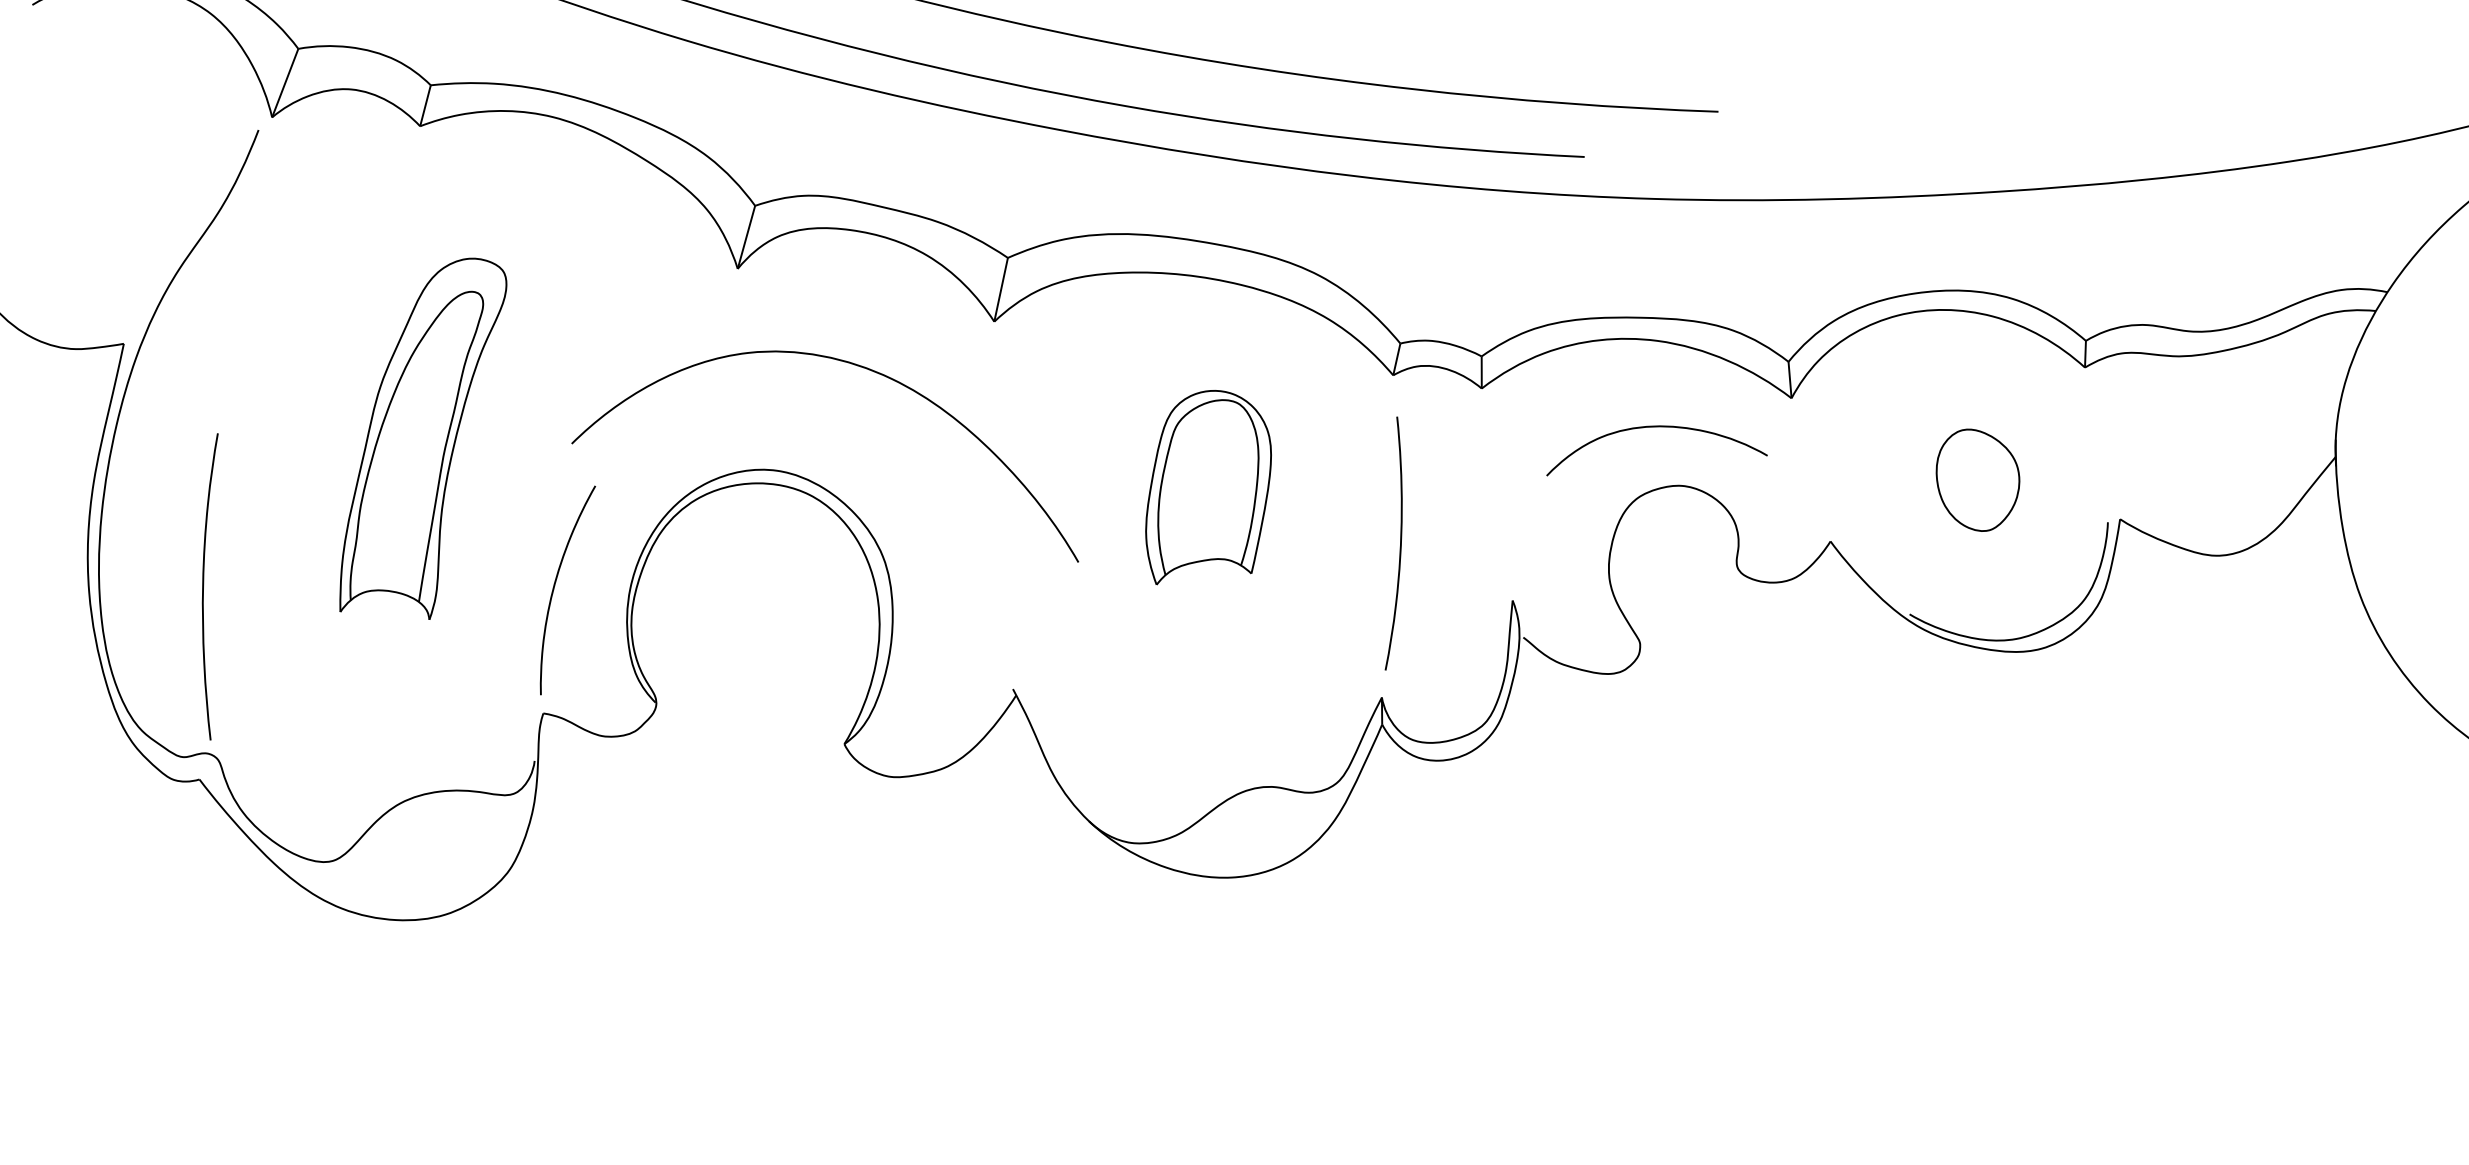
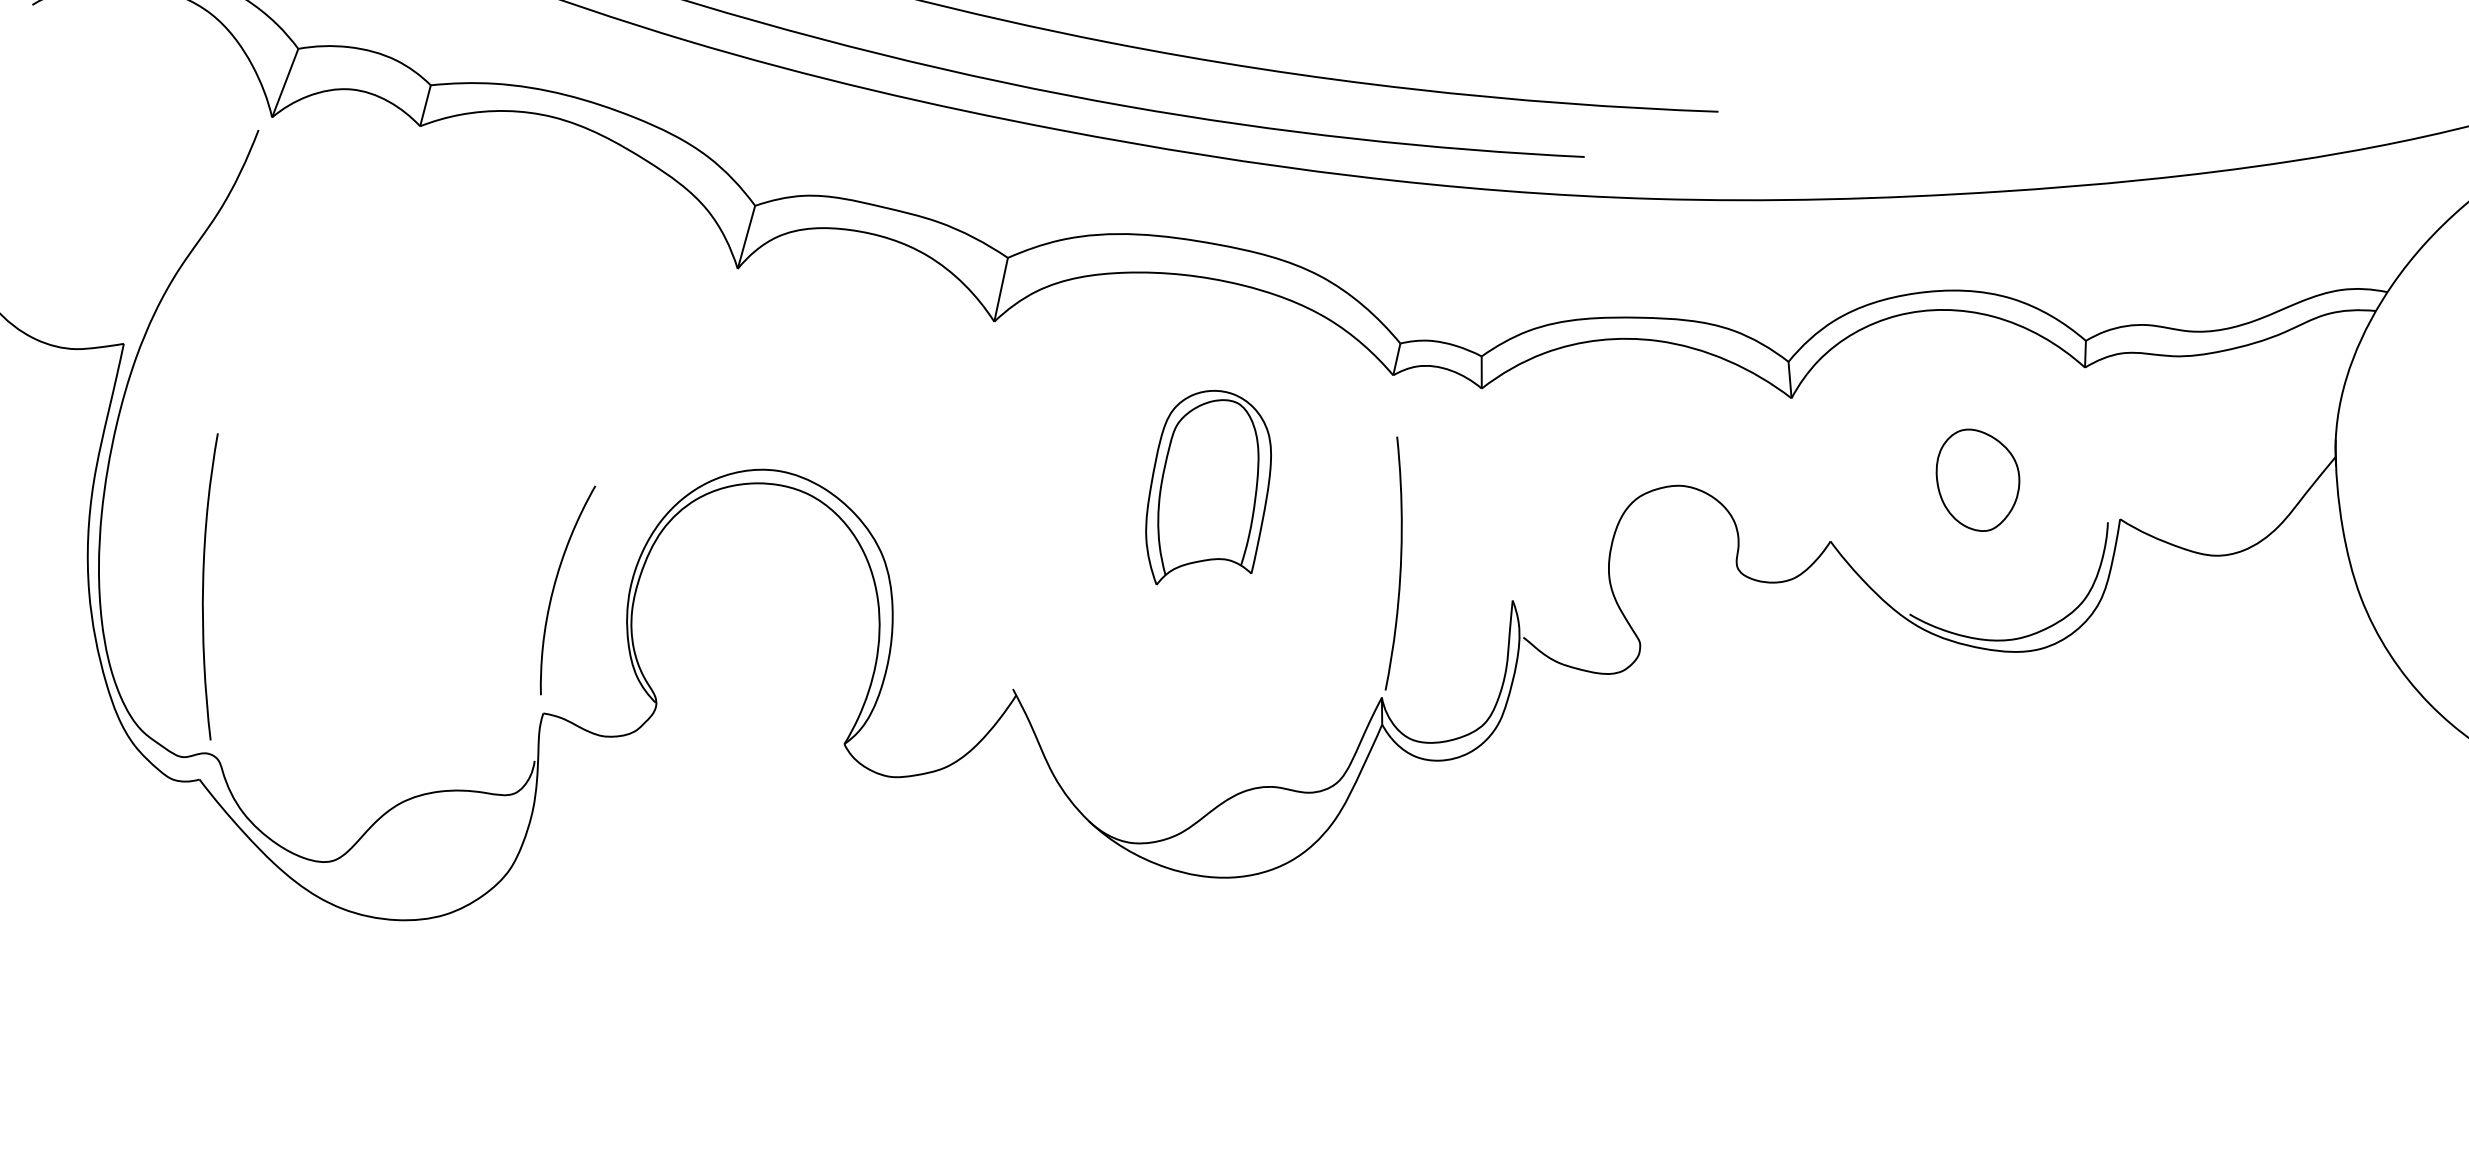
curve: present -> none (854, 365)
curve: present -> none (1656, 427)
part: present -> none (423, 438)
curve position: (1400, 543) -> (1400, 563) (1400, 563)
